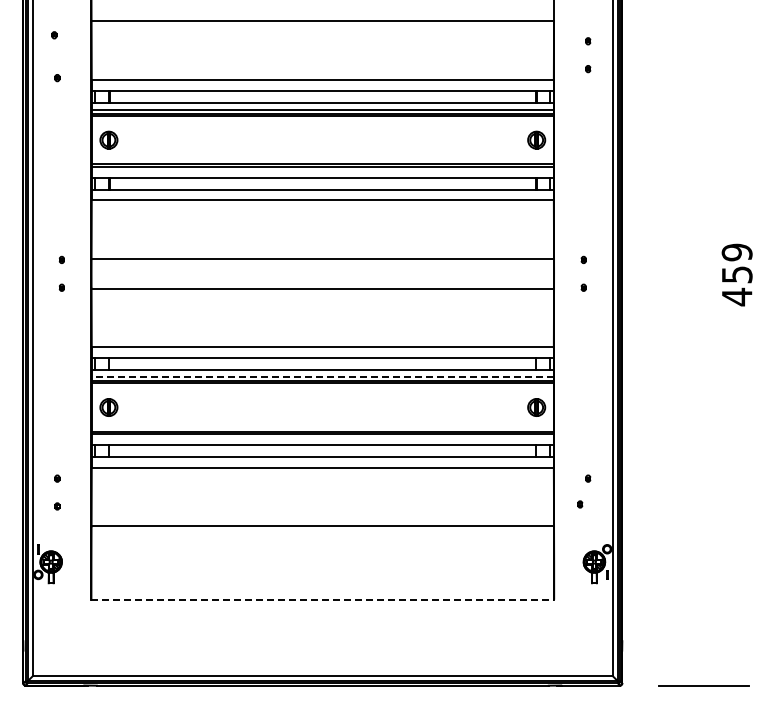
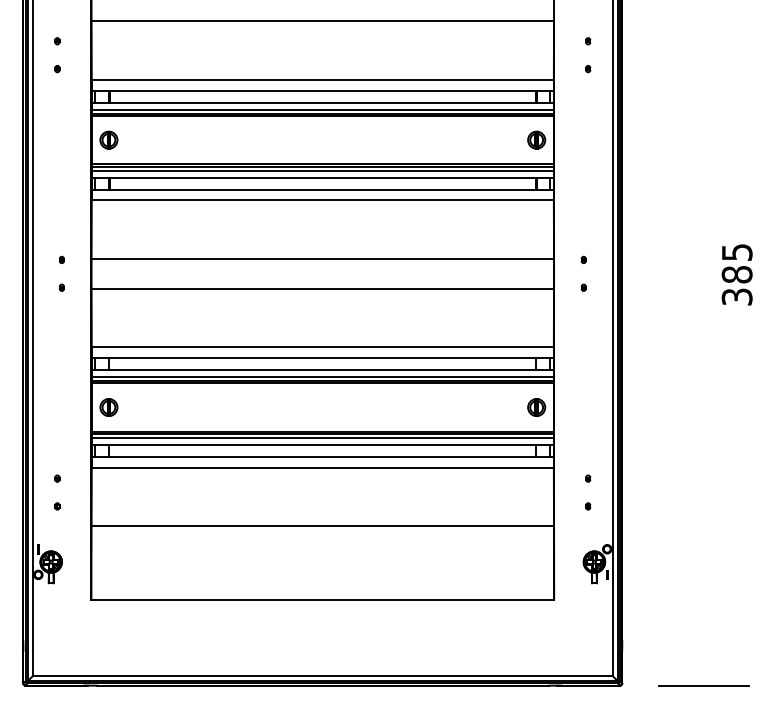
part position: (54, 35) -> (57, 41) (57, 41)
part position: (57, 78) -> (57, 69) (57, 69)
line: none -> present (322, 170)
text: 459 -> 385 (736, 274)
line: dashed -> solid (322, 376)
line: none -> present (322, 438)
part position: (580, 504) -> (588, 506) (588, 506)
line: dashed -> solid (323, 599)
